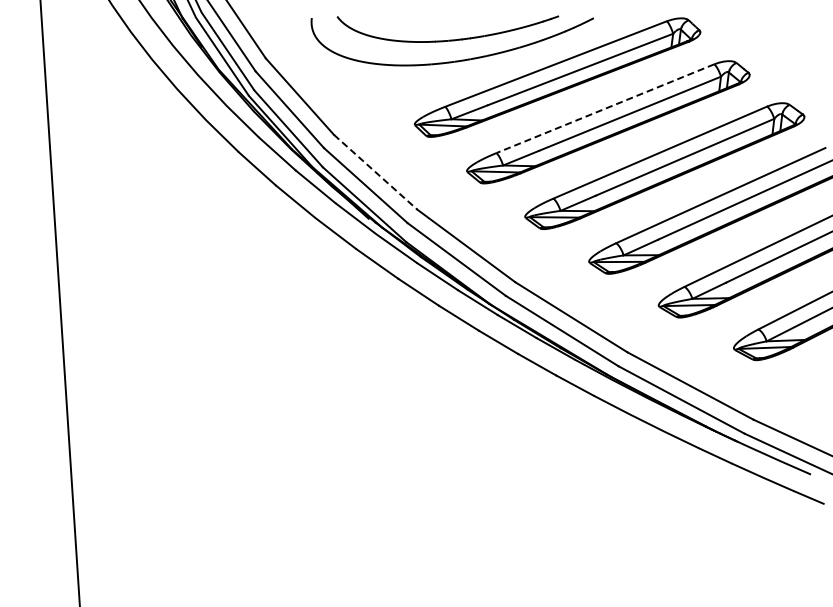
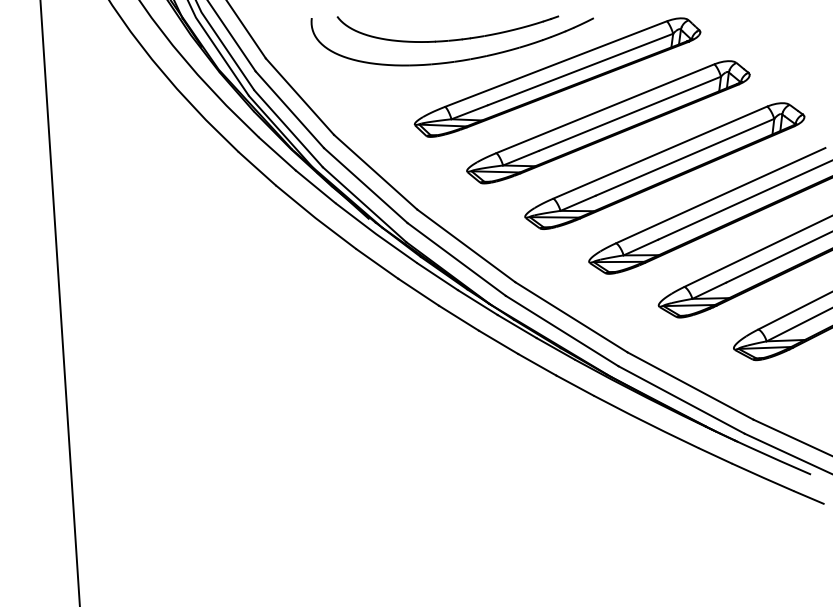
line: dashed -> solid (605, 108)
line: dashed -> solid (375, 172)
